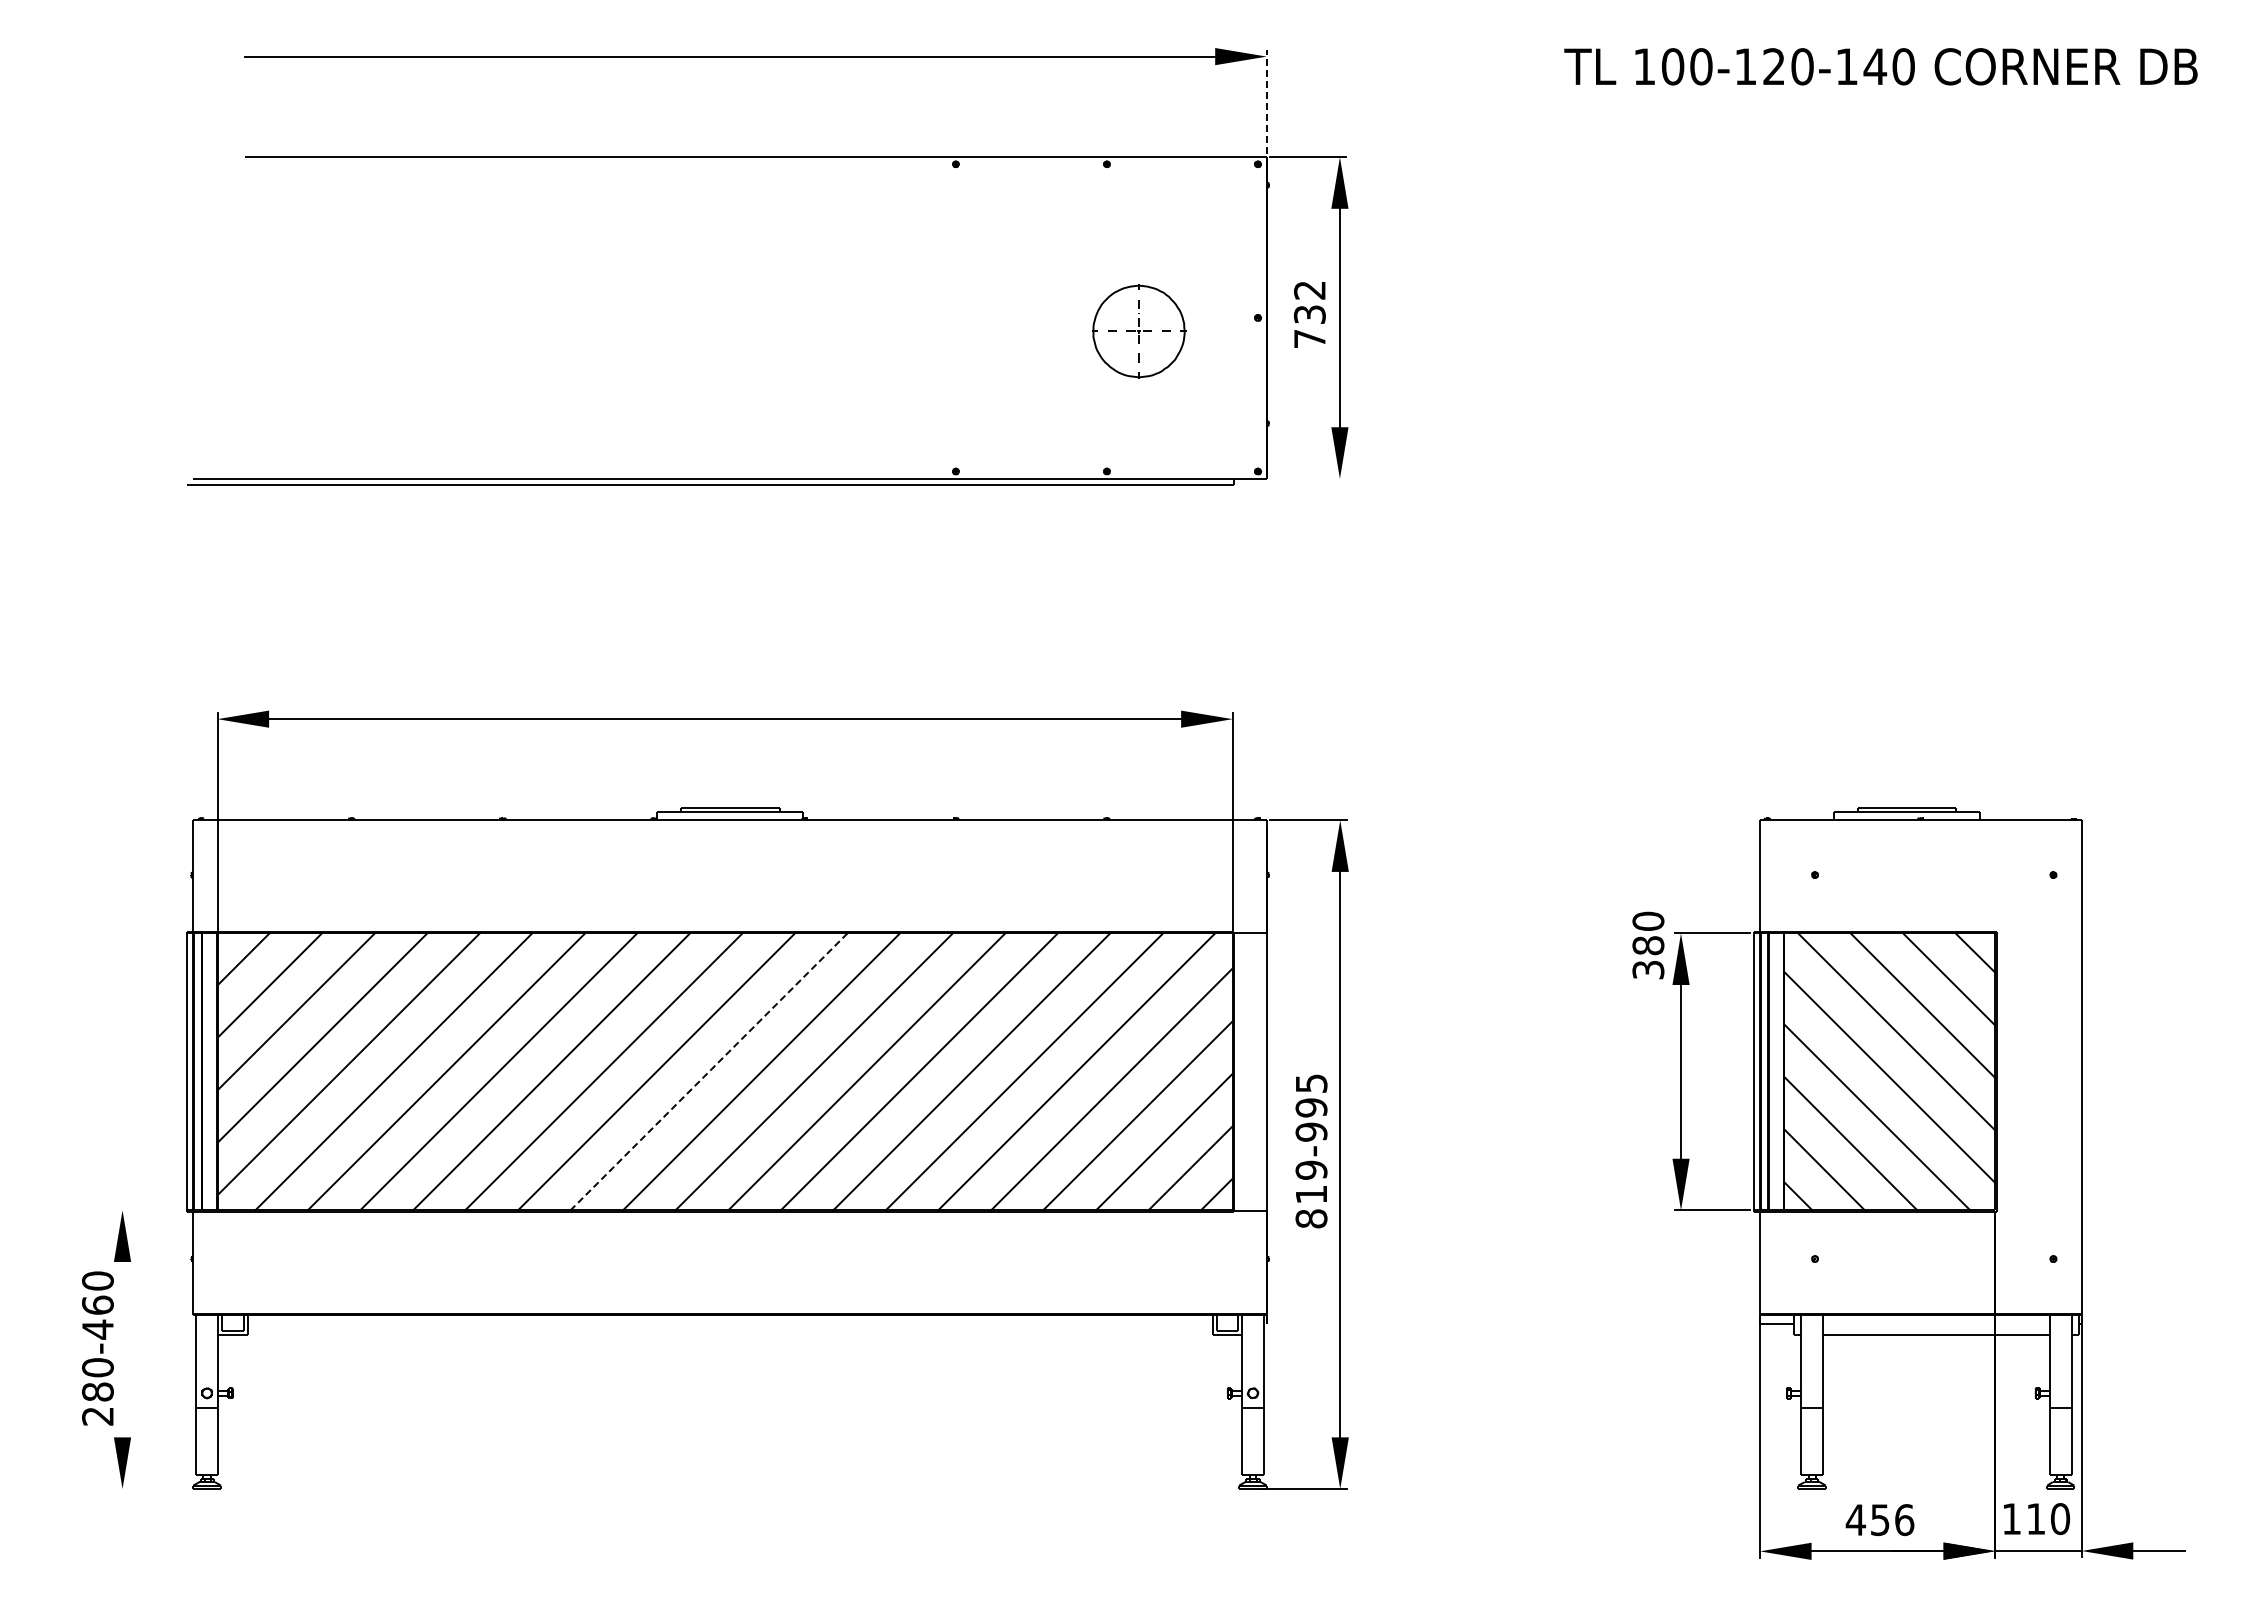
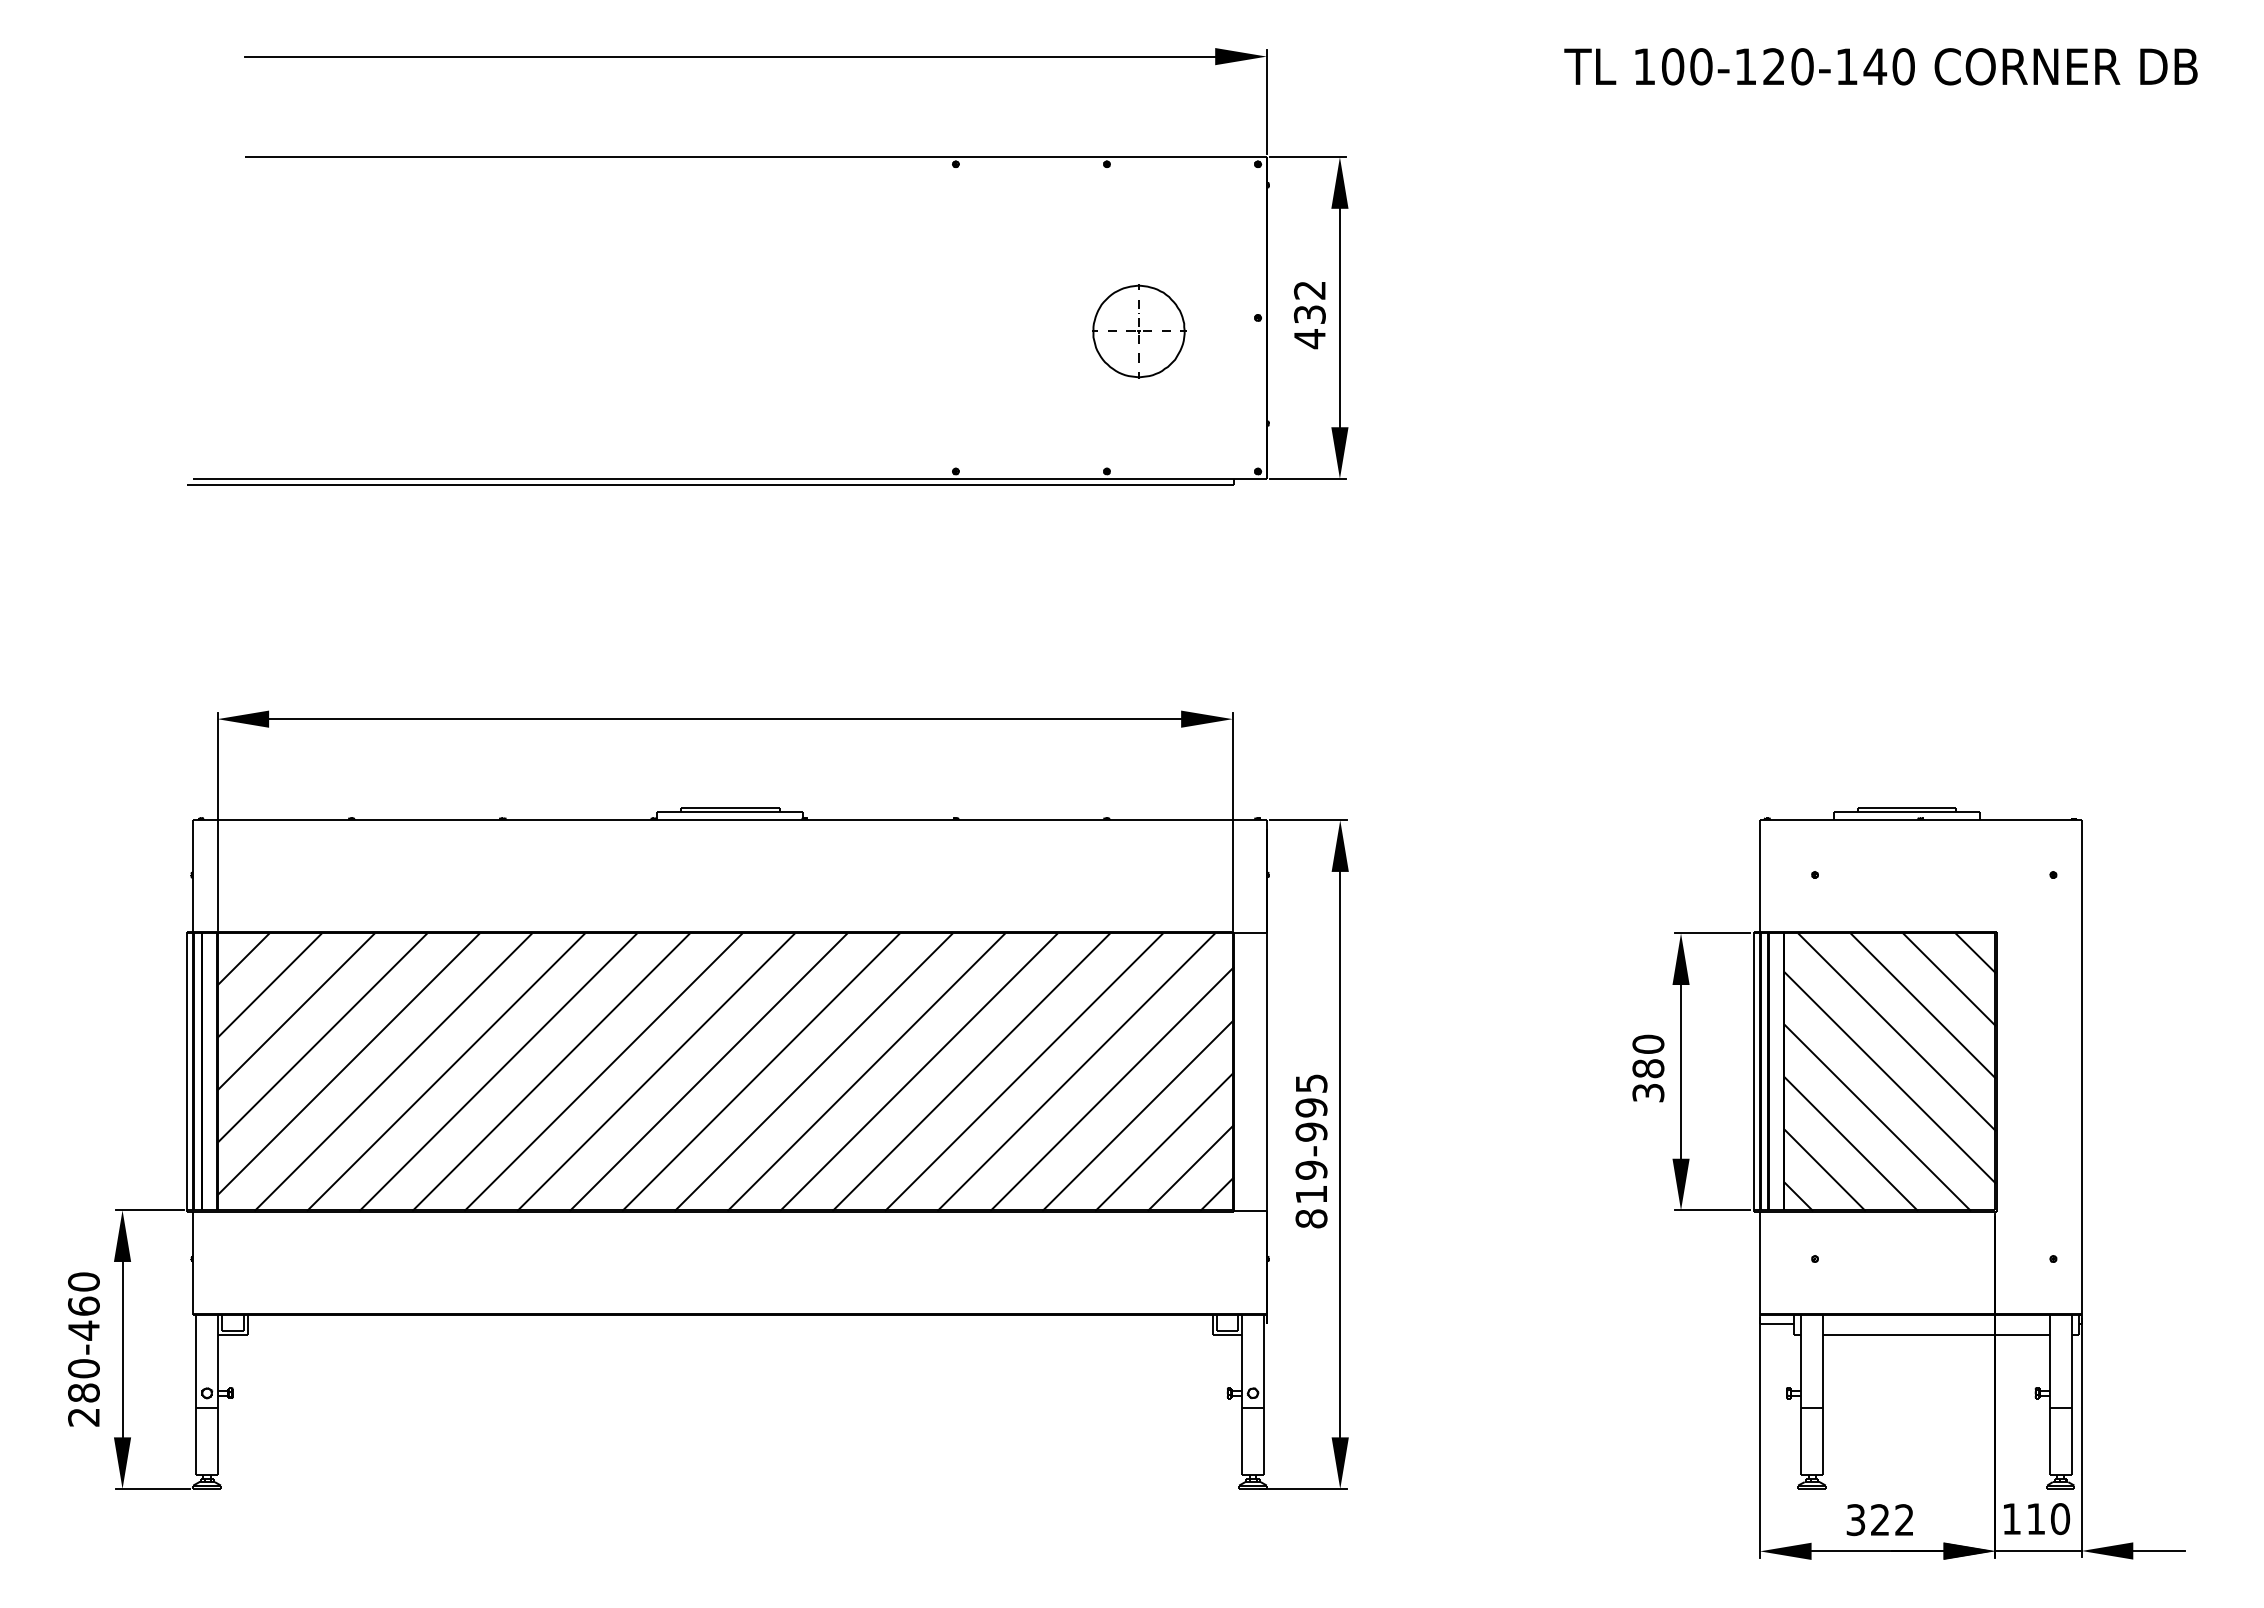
line: dashed -> solid (1266, 102)
text: 732 -> 432 (1309, 339)
line: none -> present (1308, 478)
text position: (1648, 945) -> (1648, 1068) (1648, 1068)
line: dashed -> solid (708, 1072)
line: none -> present (149, 1210)
text position: (97, 1348) -> (83, 1349) (83, 1349)
line: none -> present (122, 1349)
line: none -> present (153, 1489)
text: 456 -> 322 (1879, 1520)
